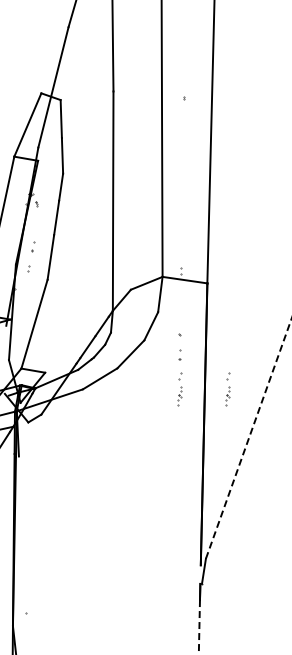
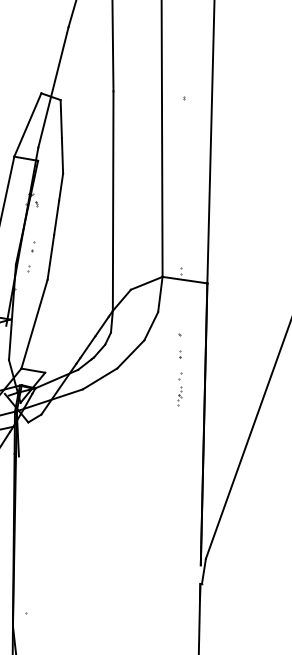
part size: 4x12 px -> 3x9 px (180, 354)
part: present -> none (227, 389)
line: dashed -> solid (248, 438)
line: dashed -> solid (199, 627)
